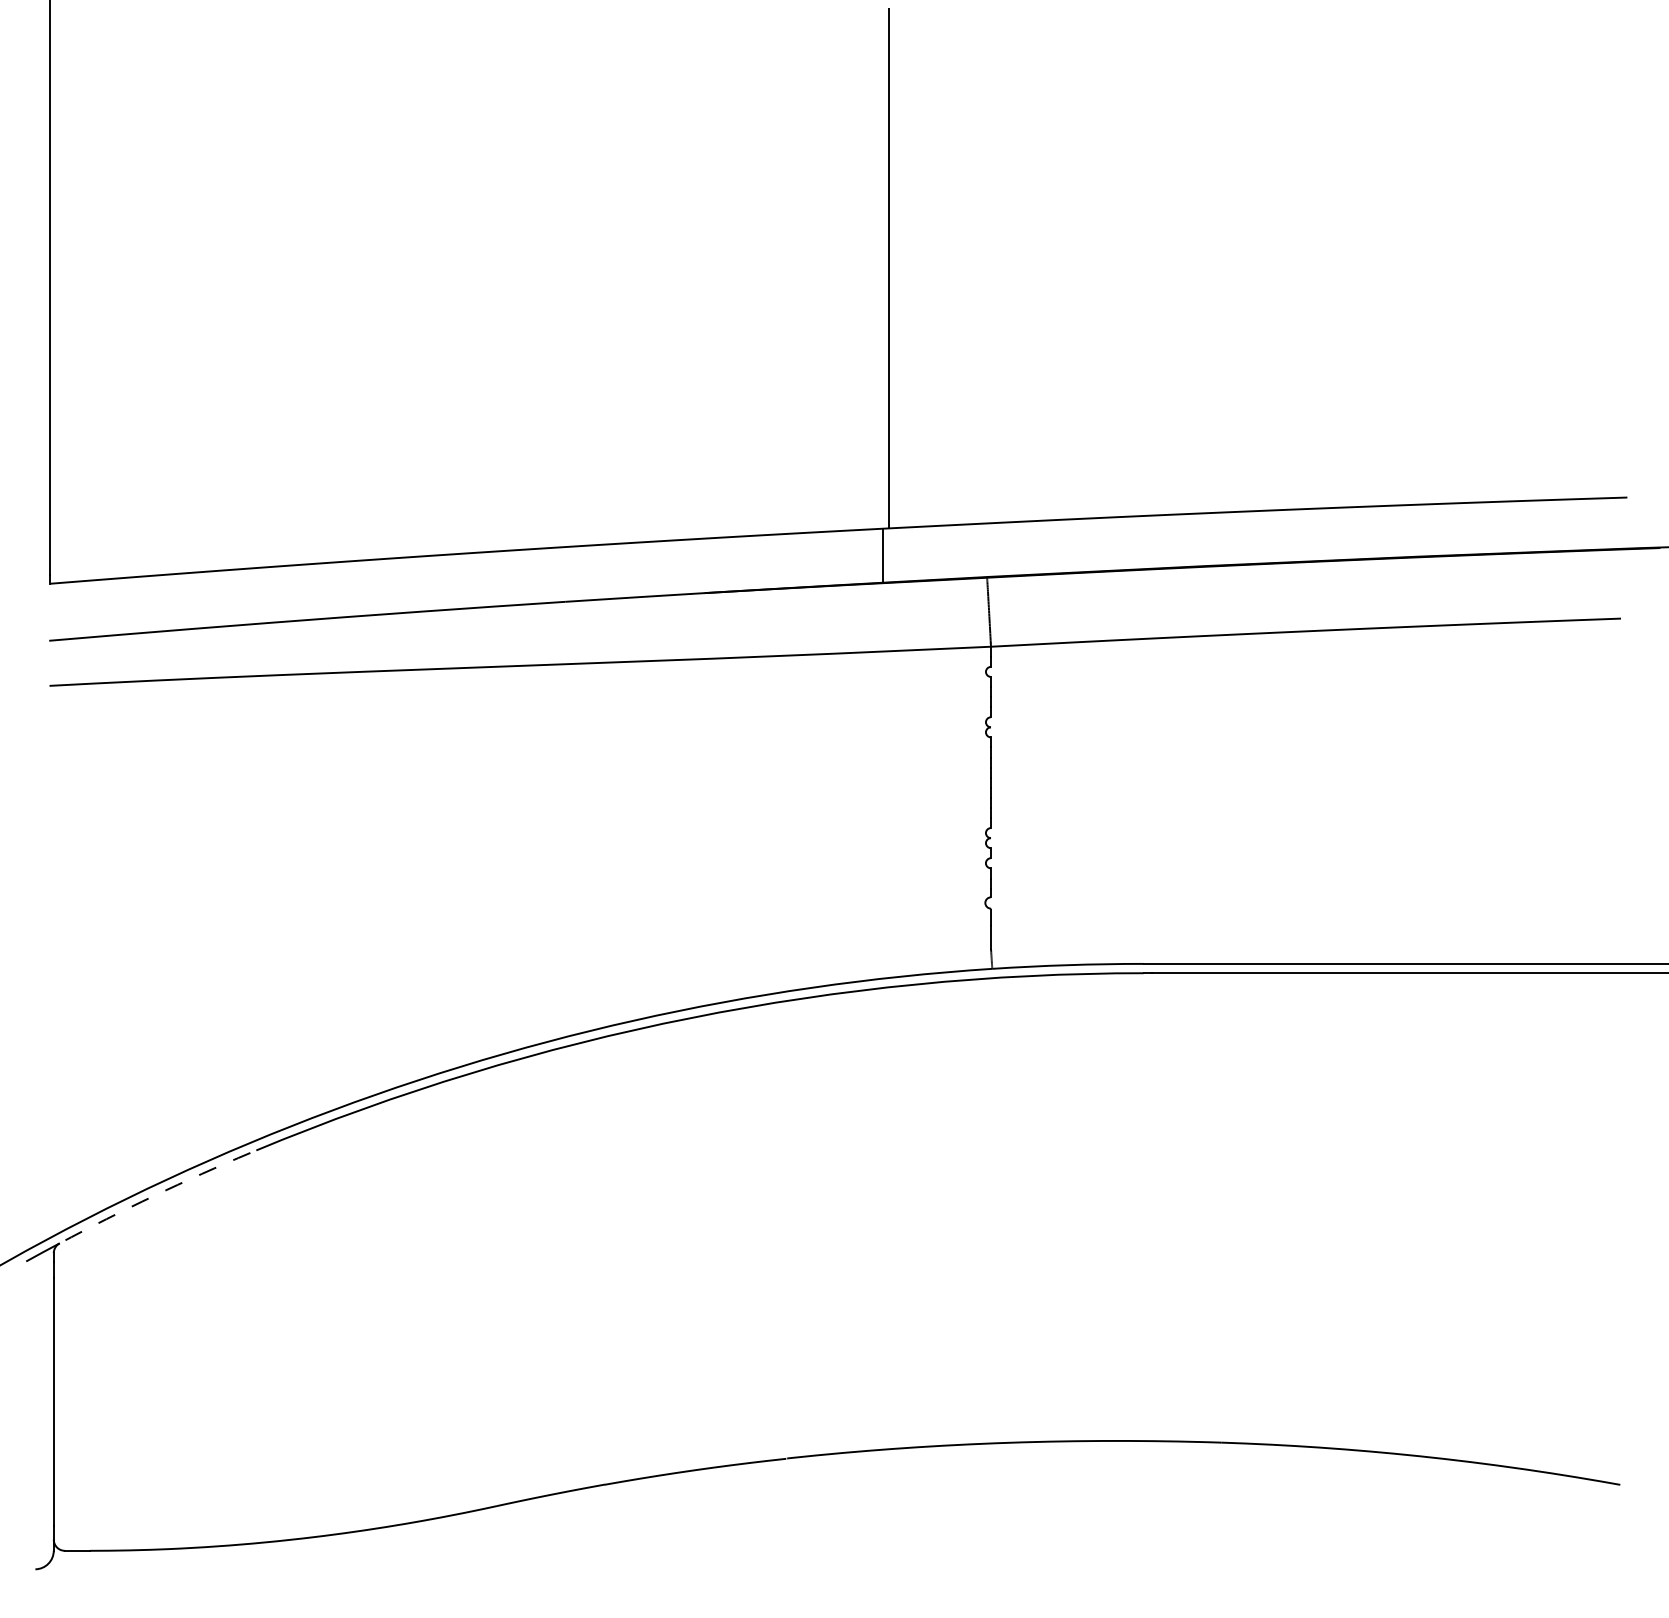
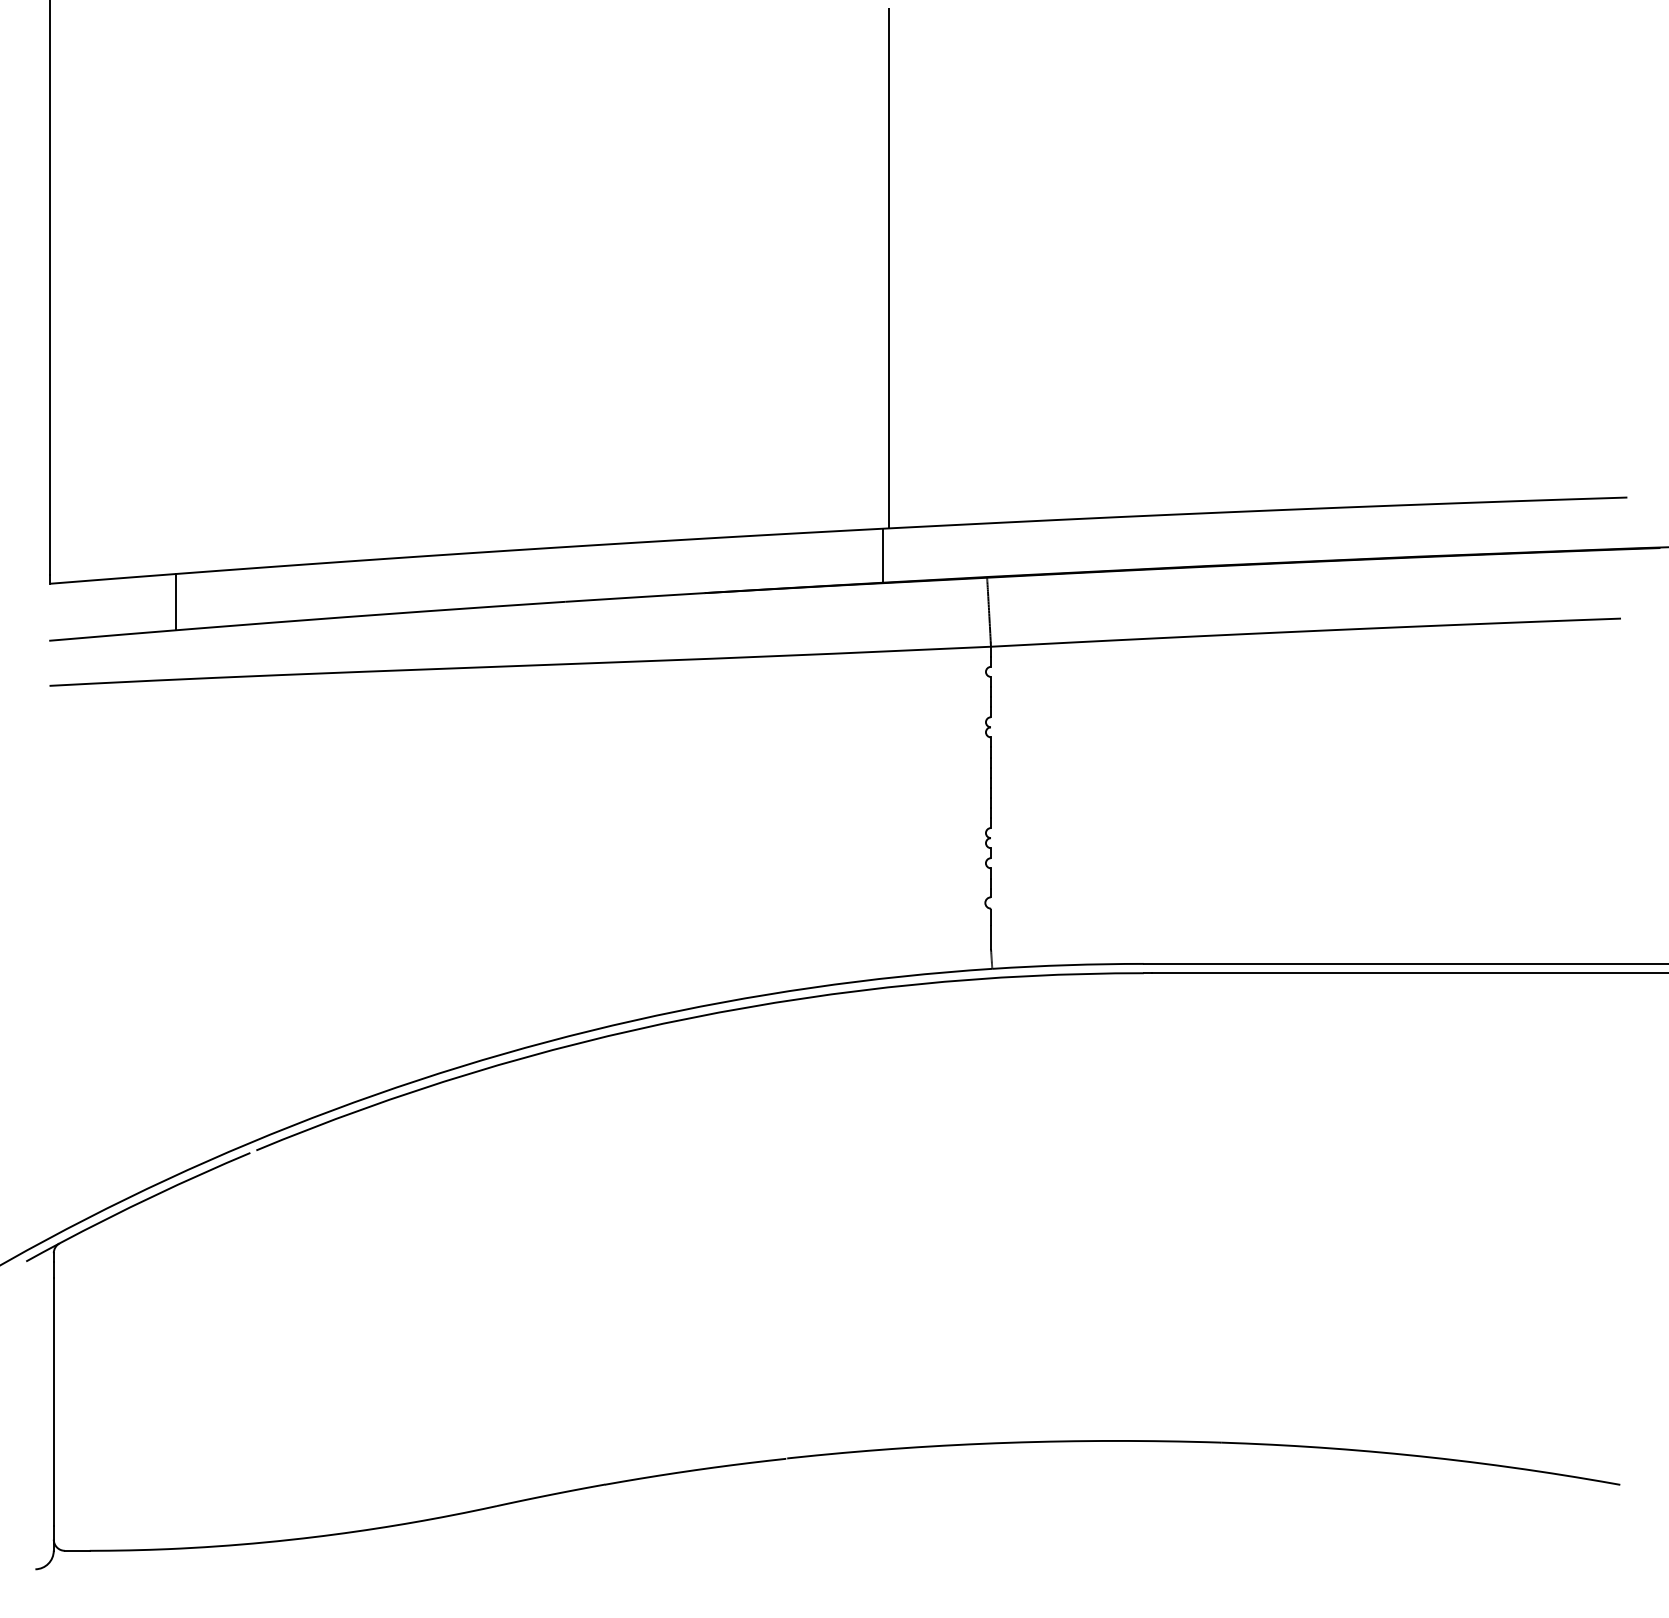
line: none -> present (176, 601)
arc: dashed -> solid (154, 1195)
